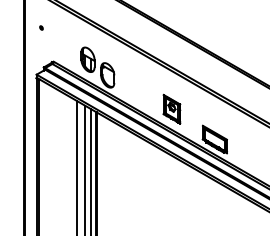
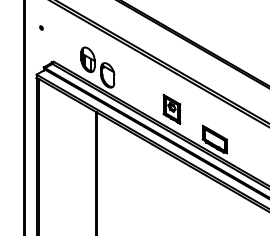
line: present -> none (77, 166)
line: present -> none (85, 168)
line: present -> none (90, 170)
